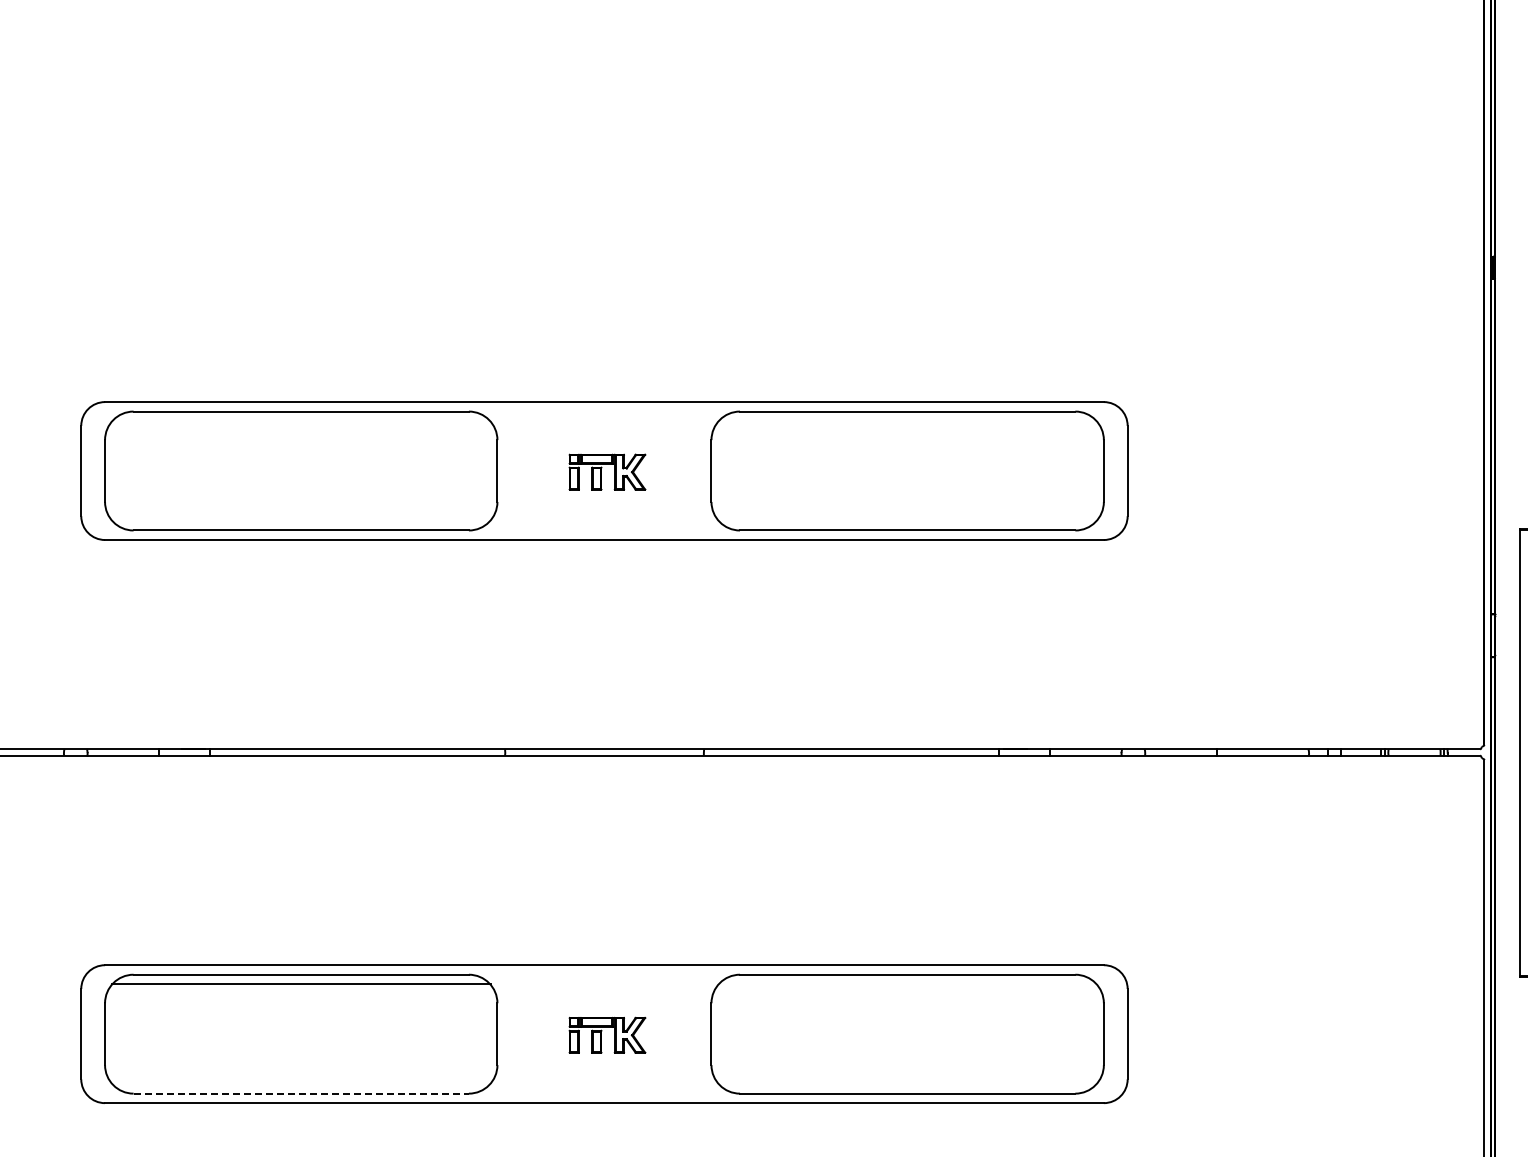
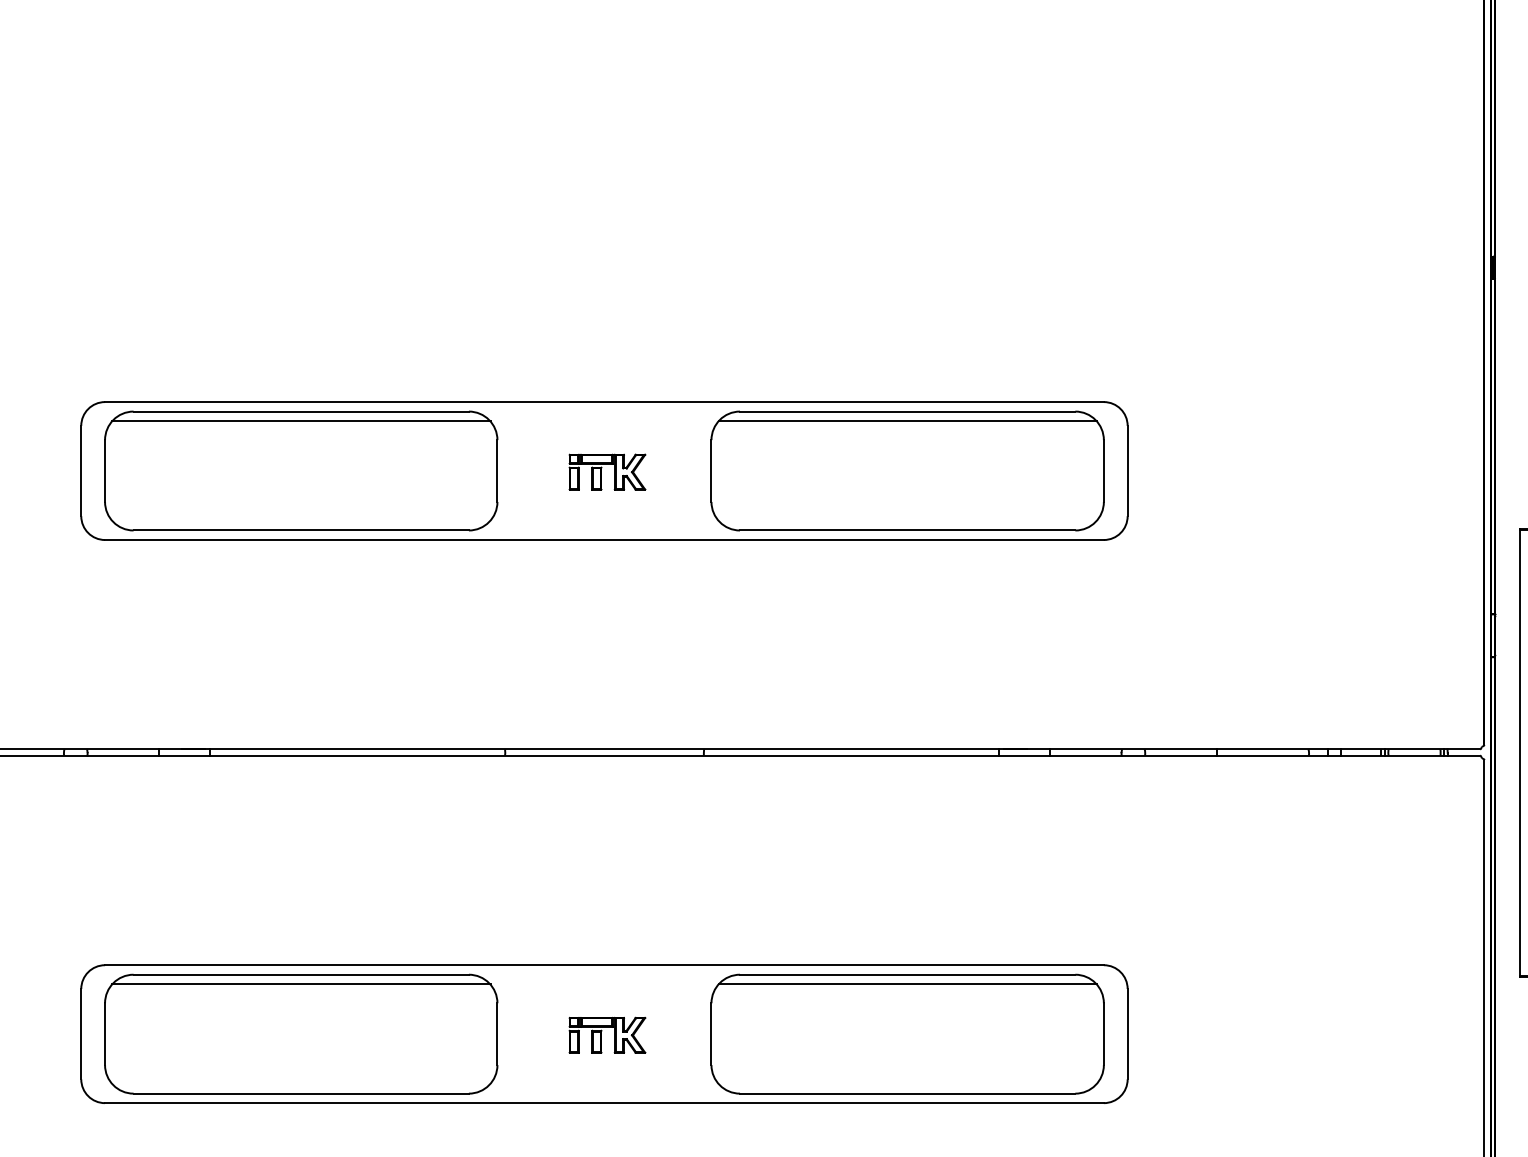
line: none -> present (301, 421)
line: none -> present (907, 421)
line: none -> present (907, 984)
line: dashed -> solid (301, 1093)
